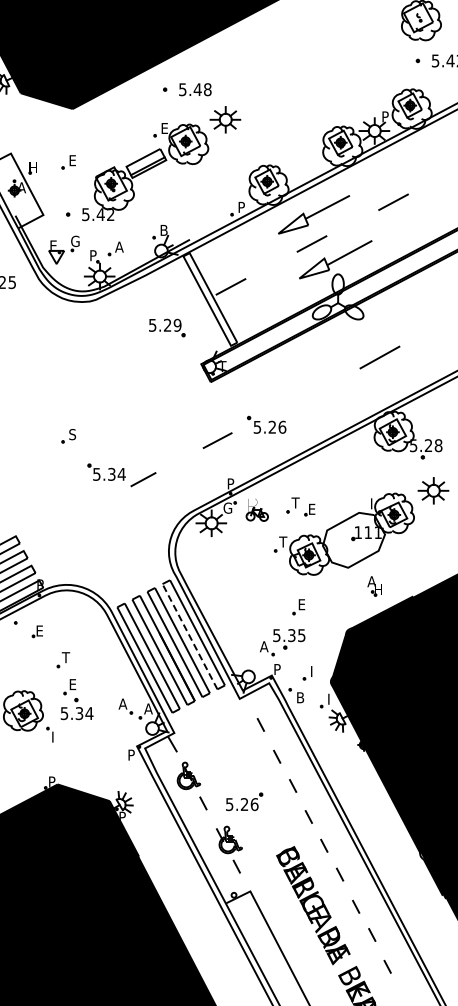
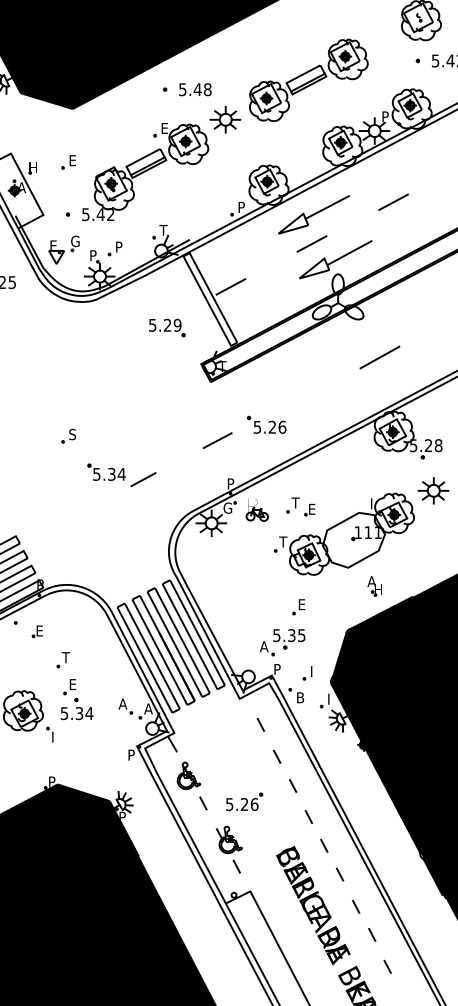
part: none -> present (308, 79)
text: B -> T (163, 229)
text: A -> P (119, 246)
line: dashed -> solid (189, 636)
